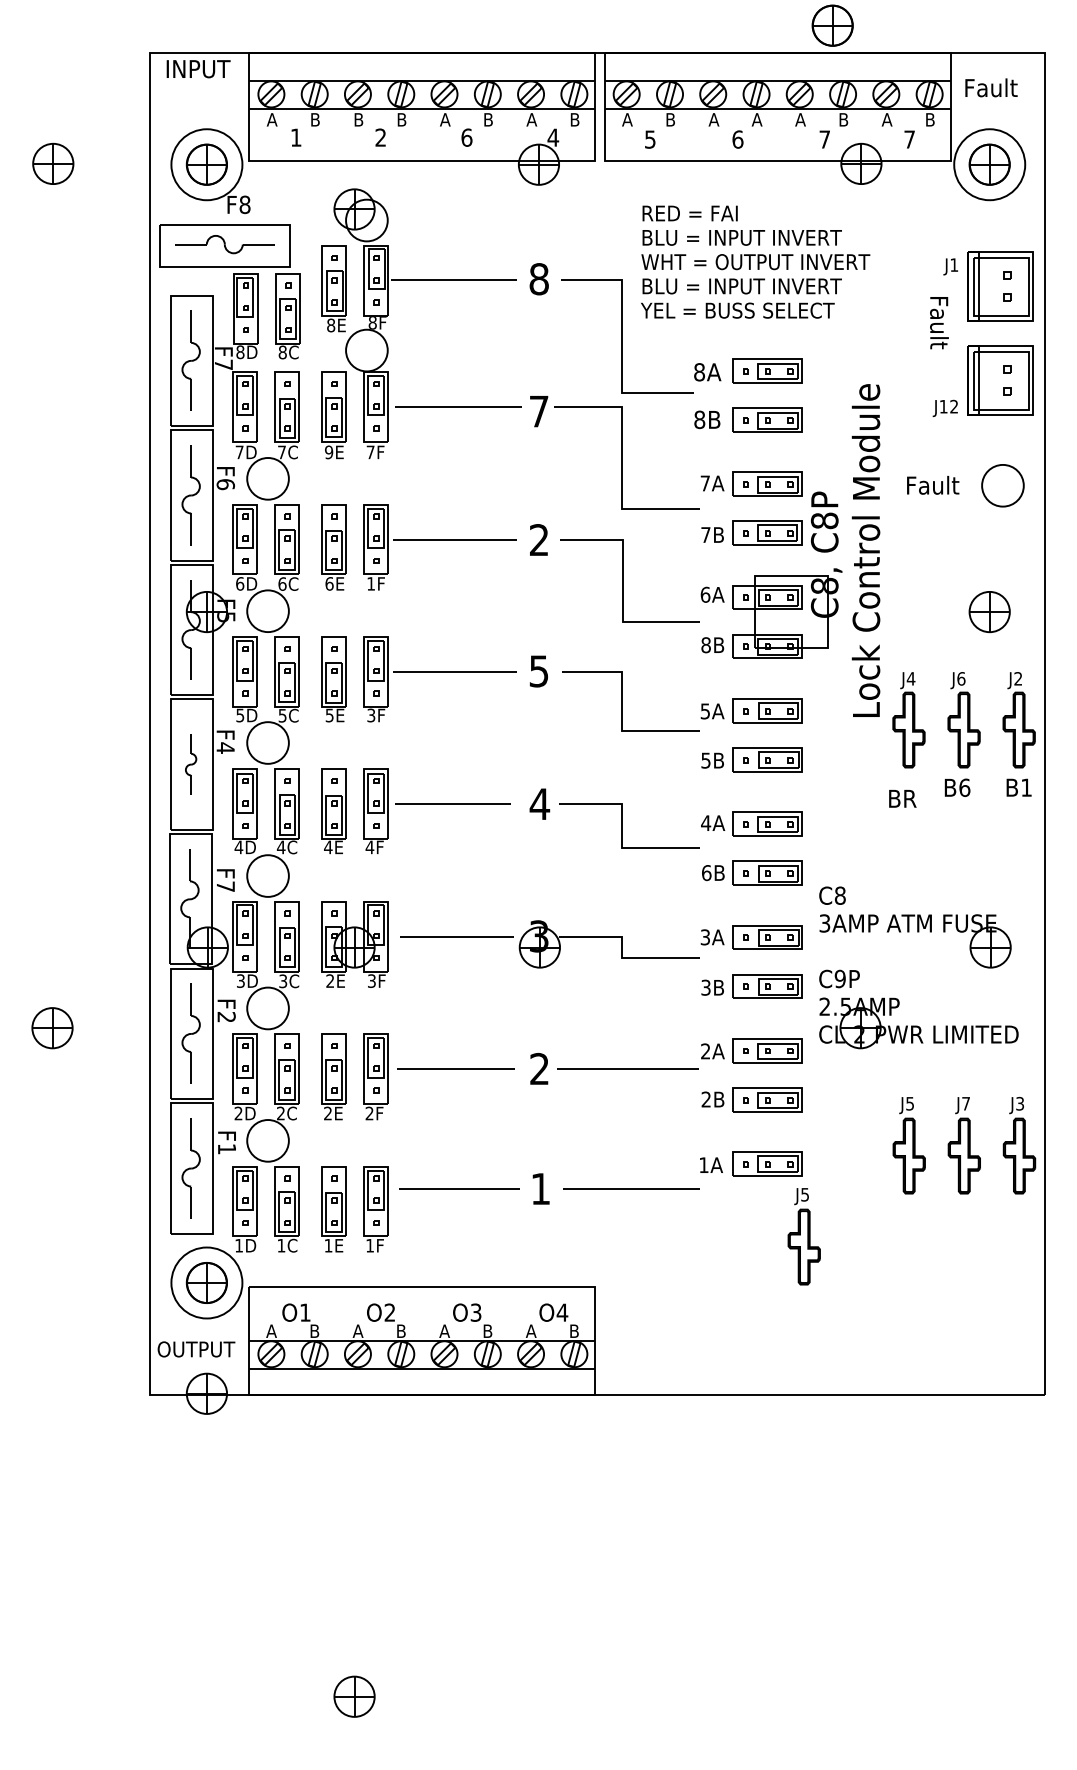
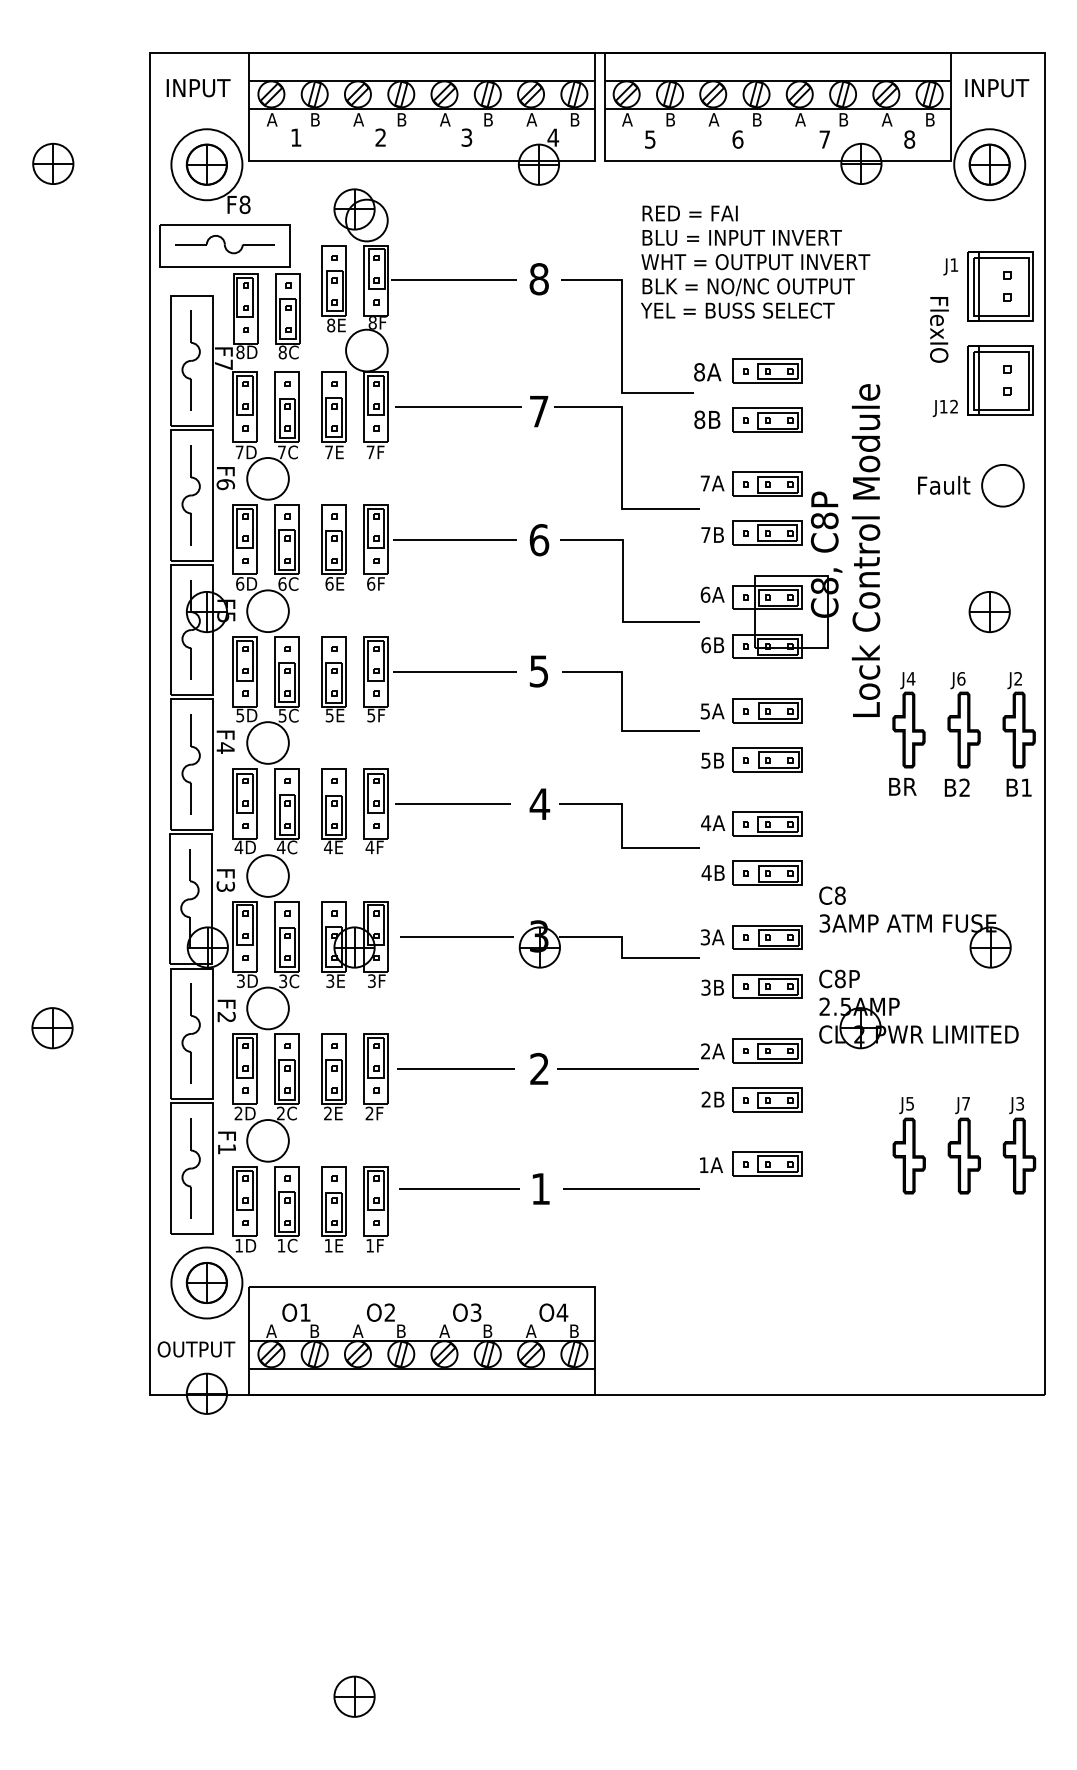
part: present -> none (832, 25)
text position: (198, 69) -> (198, 88) (198, 88)
text: Fault -> INPUT (998, 87)
text: B -> A (358, 119)
text: A -> B (756, 119)
text: 6 -> 3 (466, 137)
text: 7 -> 8 (909, 139)
text: BLU = INPUT INVERT -> BLK = NO/NC OUTPUT (760, 287)
text: Fault -> FlexIO (939, 335)
text: 9E -> 7E (329, 452)
text position: (933, 485) -> (944, 485) (944, 485)
text: 2 -> 6 (539, 540)
text: 1F -> 6F (371, 583)
text: 8B -> 6B (705, 644)
text: 3F -> 5F (371, 714)
part size: 13x61 px -> 20x101 px (190, 764)
text: B6 -> B2 (964, 787)
text position: (902, 798) -> (902, 786) (902, 786)
text: 6B -> 4B (706, 873)
text: F7 -> F3 (225, 886)
text: C9P -> C8P (839, 979)
text: 2E -> 3E (330, 981)
part: present -> none (803, 1236)
